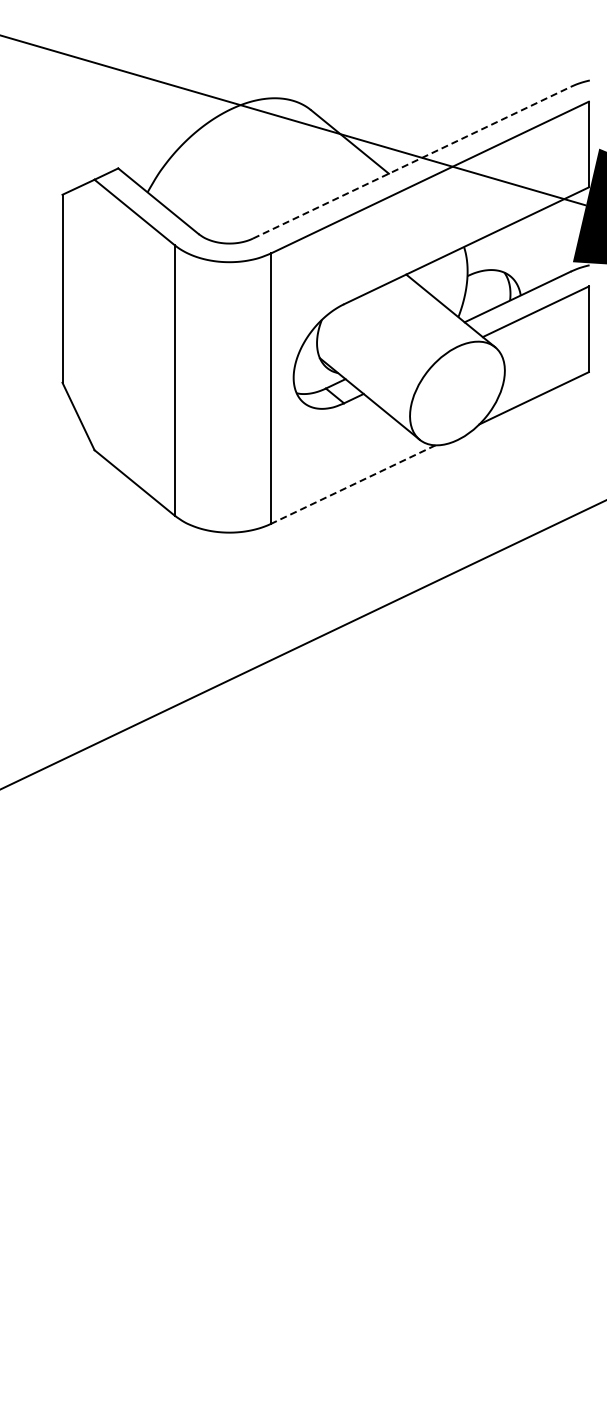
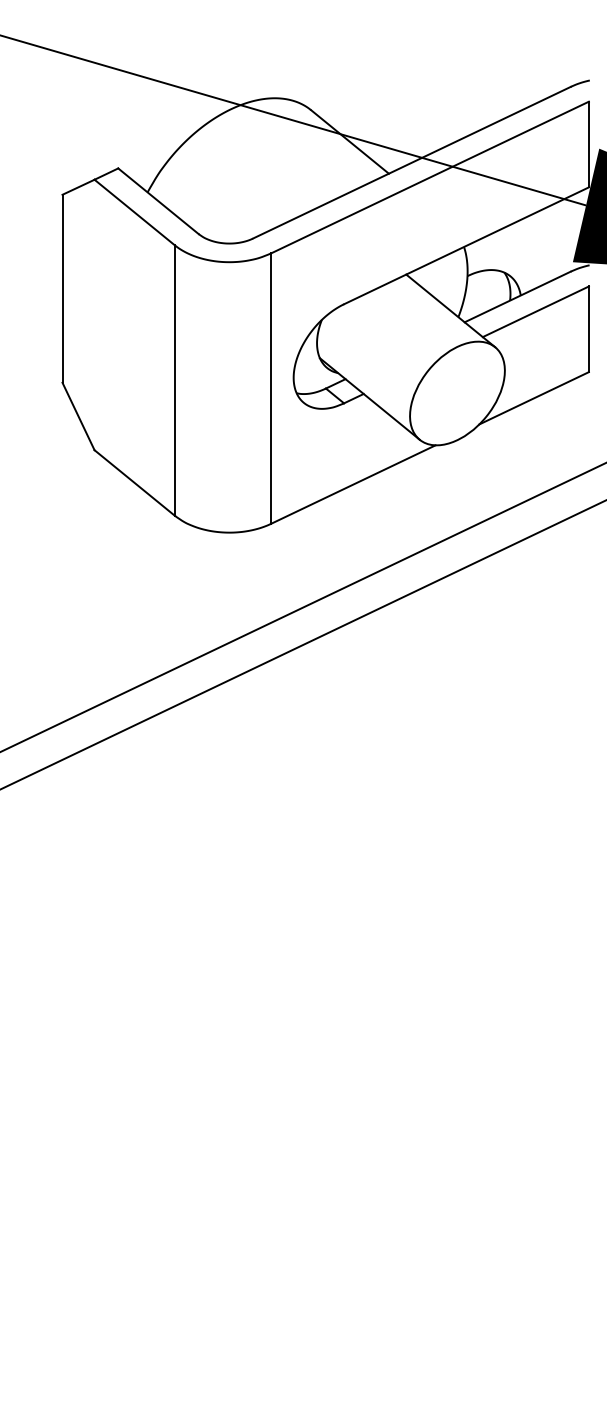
line: dashed -> solid (412, 162)
line: dashed -> solid (352, 484)
line: none -> present (302, 607)
